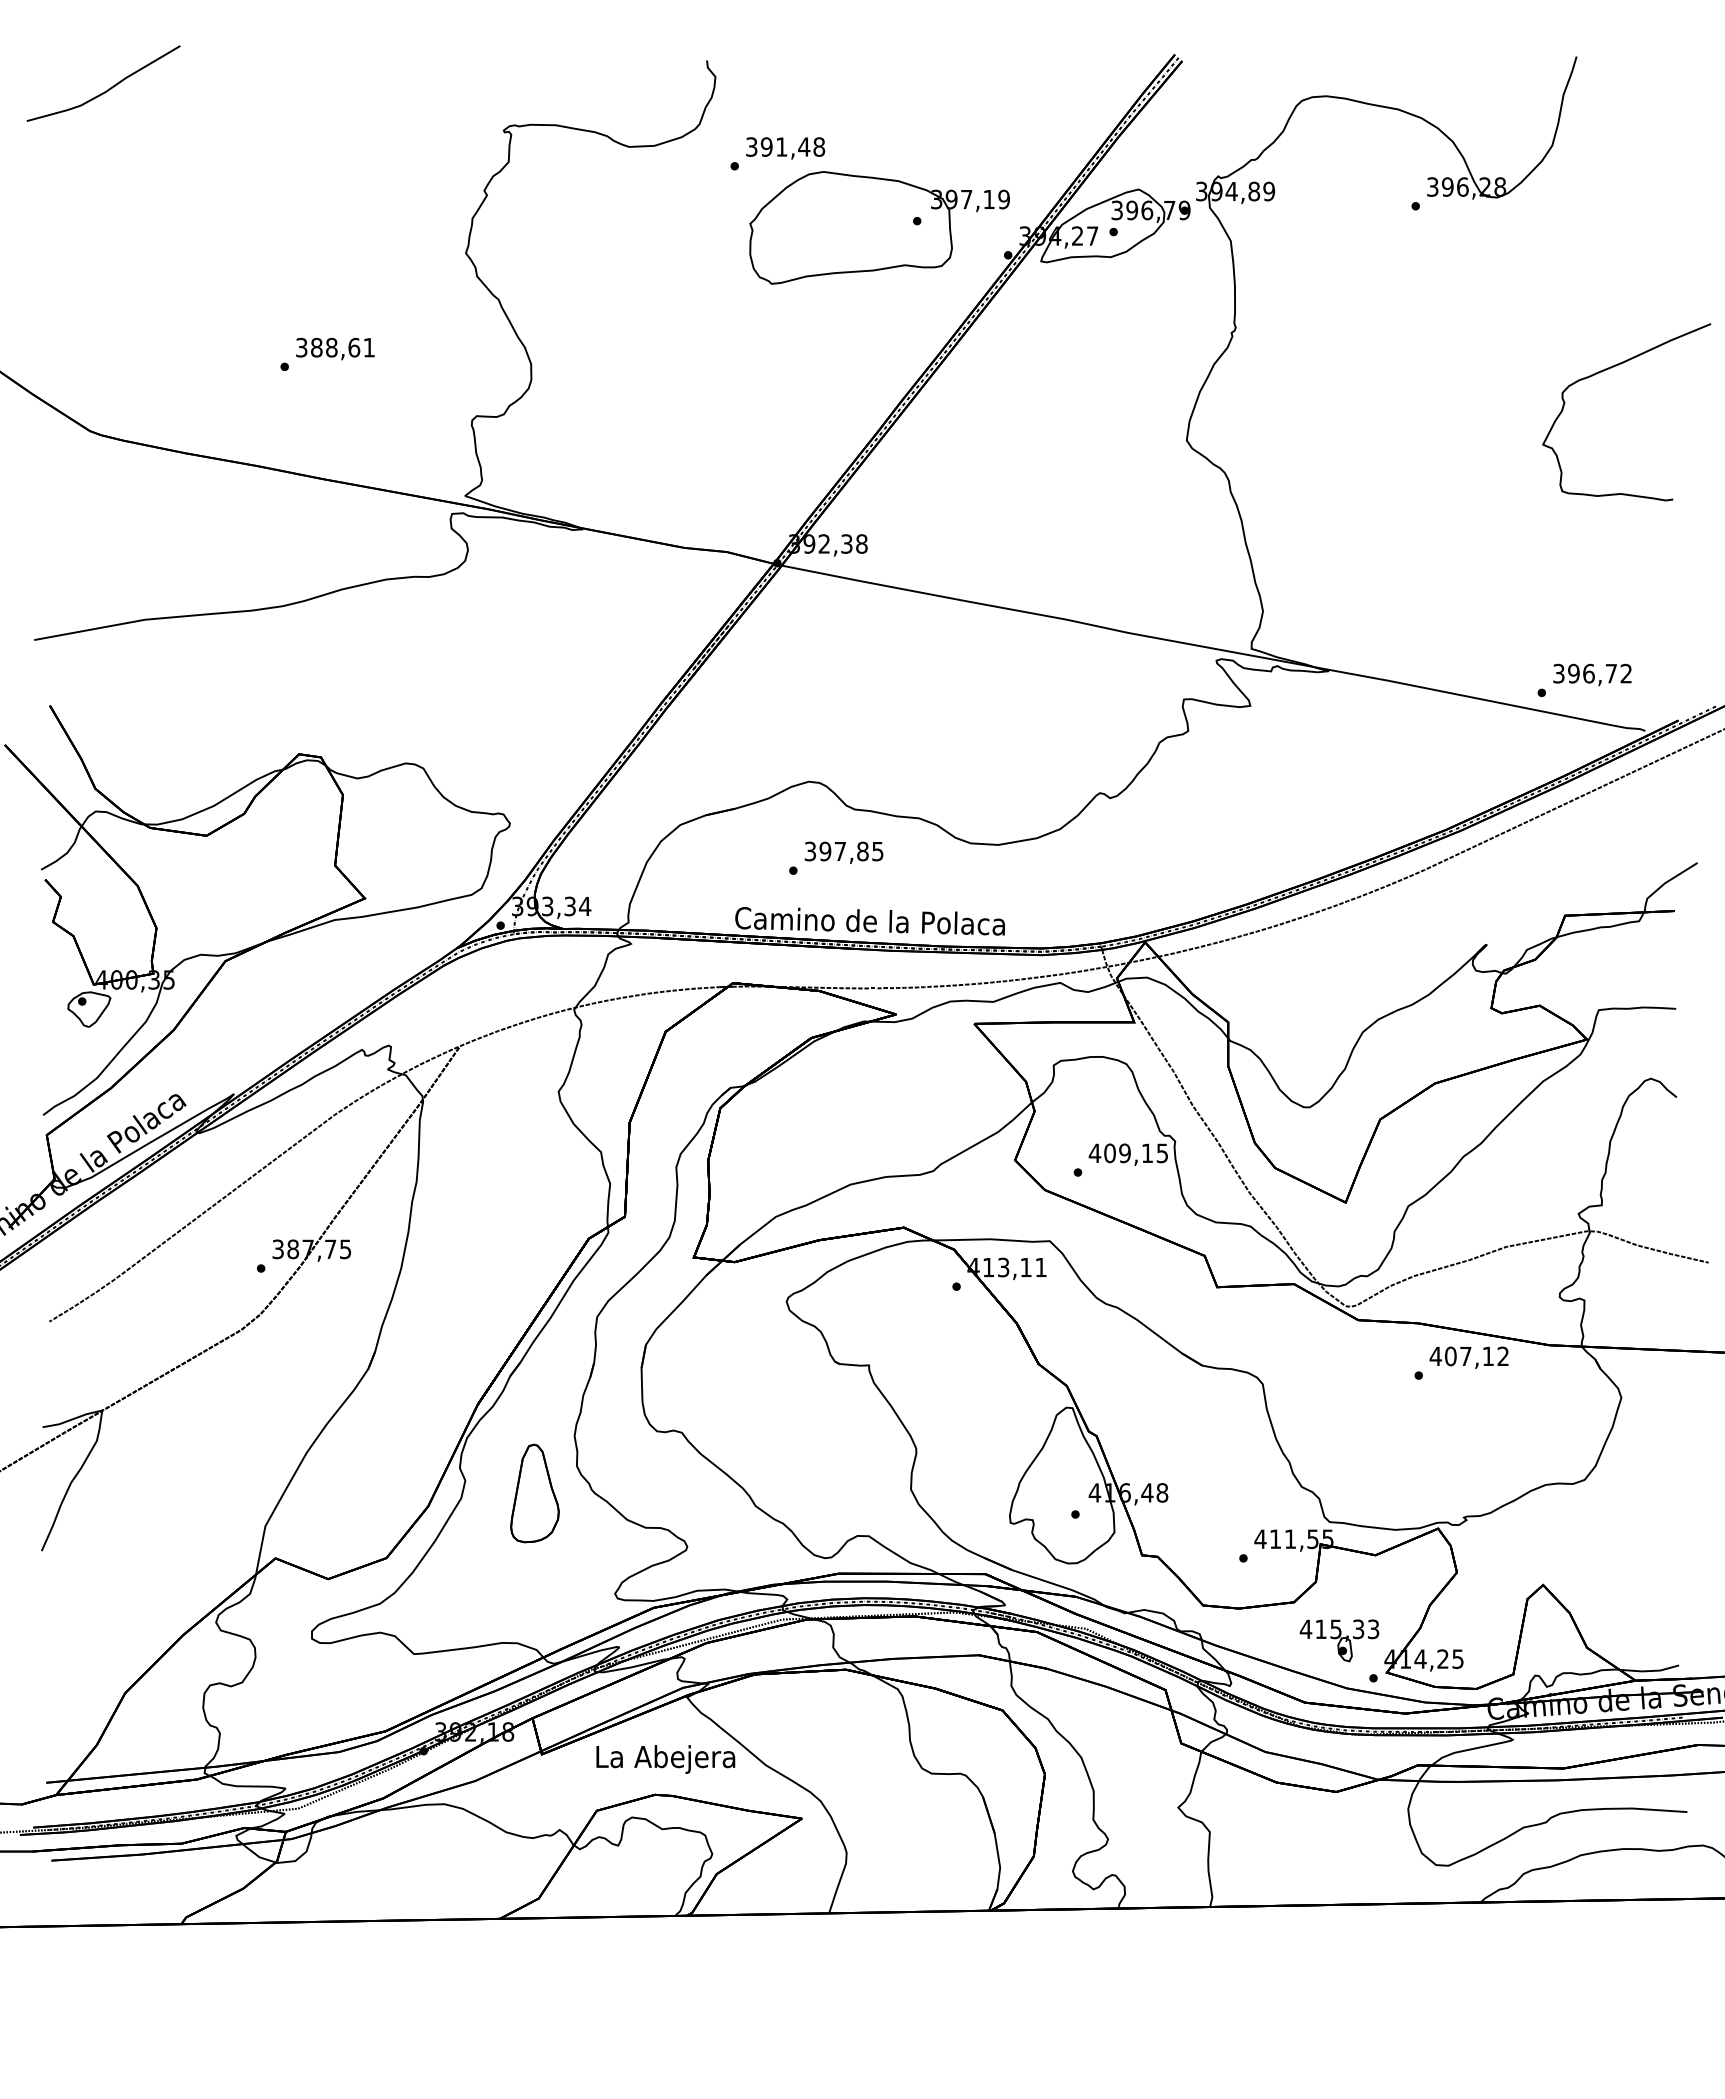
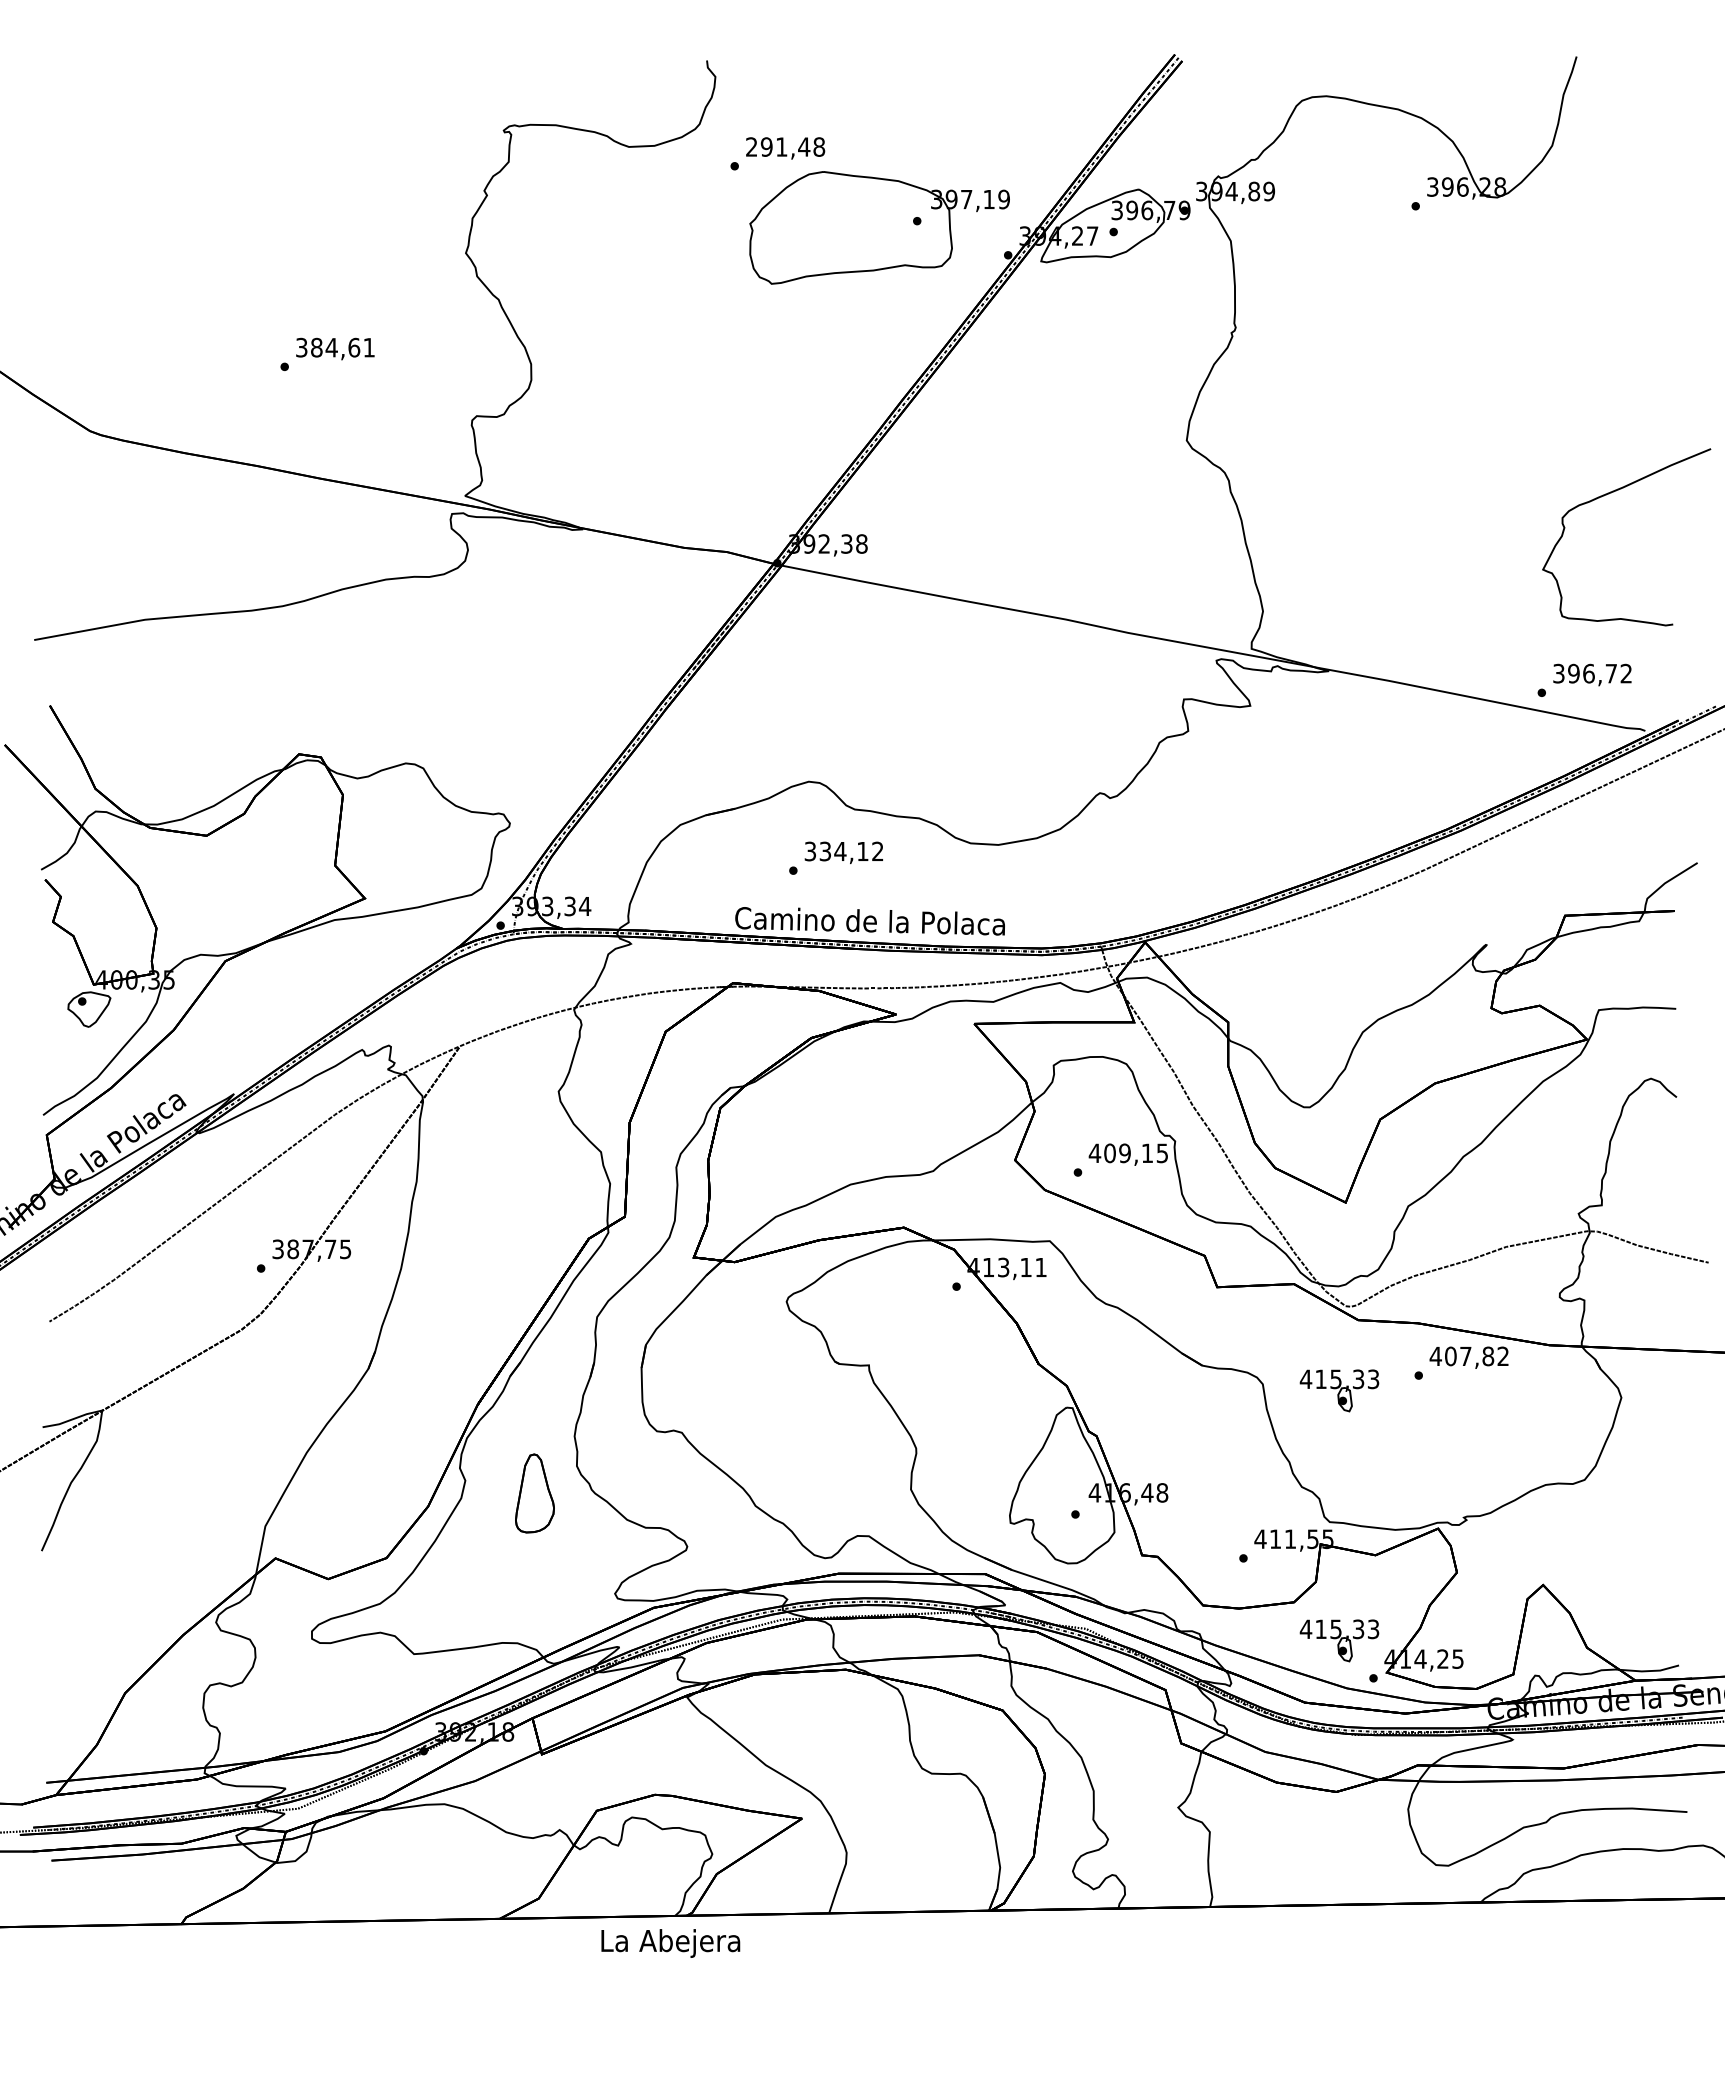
curve: present -> none (107, 89)
text: 391,48 -> 291,48 (751, 146)
text: 388,61 -> 384,61 (331, 347)
curve position: (1609, 369) -> (1609, 494) (1609, 494)
text: 397,85 -> 334,12 (851, 851)
text: 407,12 -> 407,82 (1488, 1356)
part: none -> present (1339, 1390)
part size: 50x101 px -> 40x81 px (534, 1493)
text position: (665, 1759) -> (670, 1943) (670, 1943)
